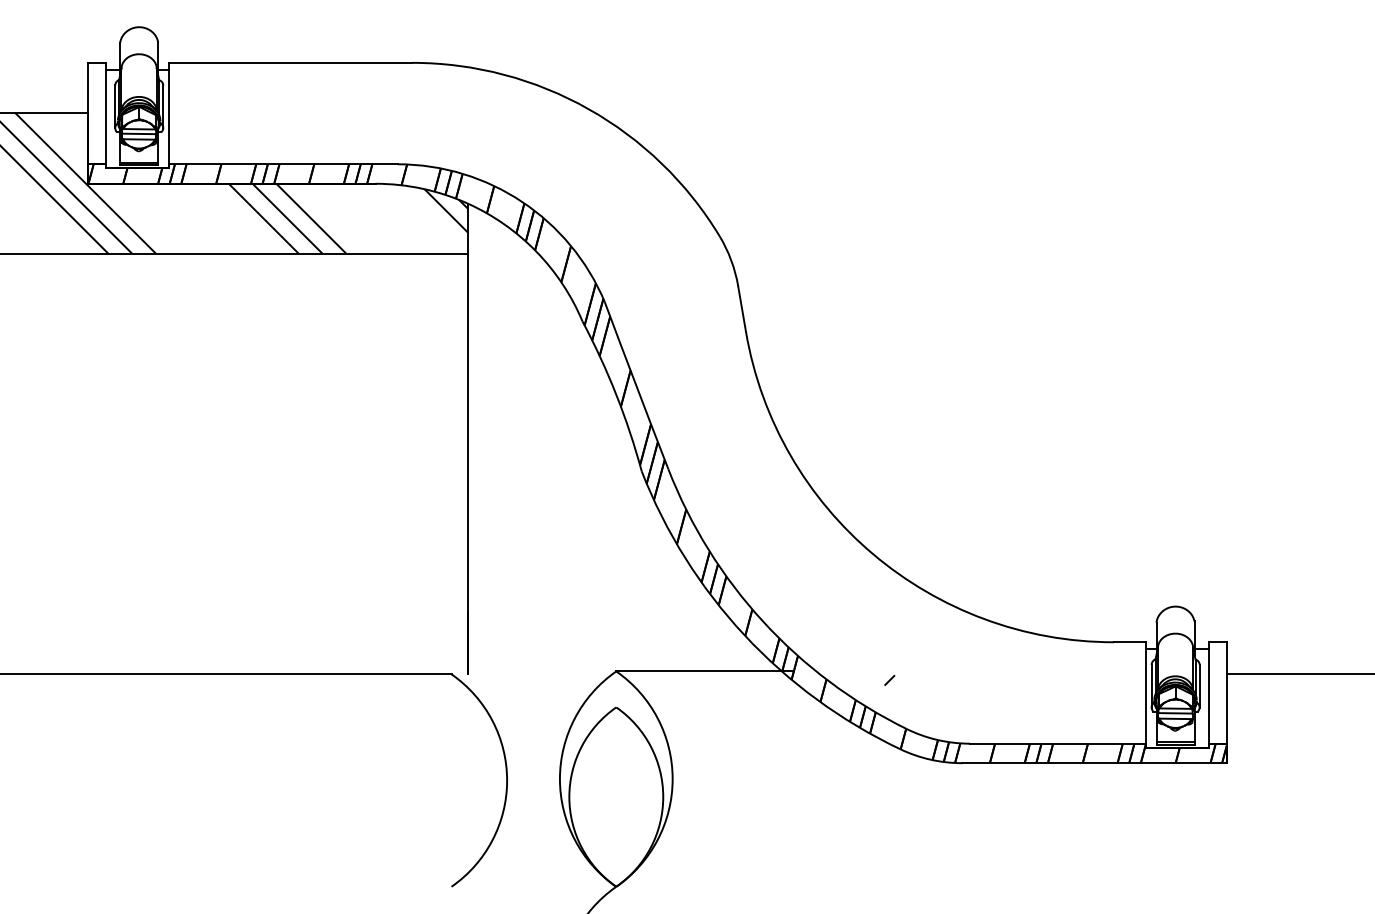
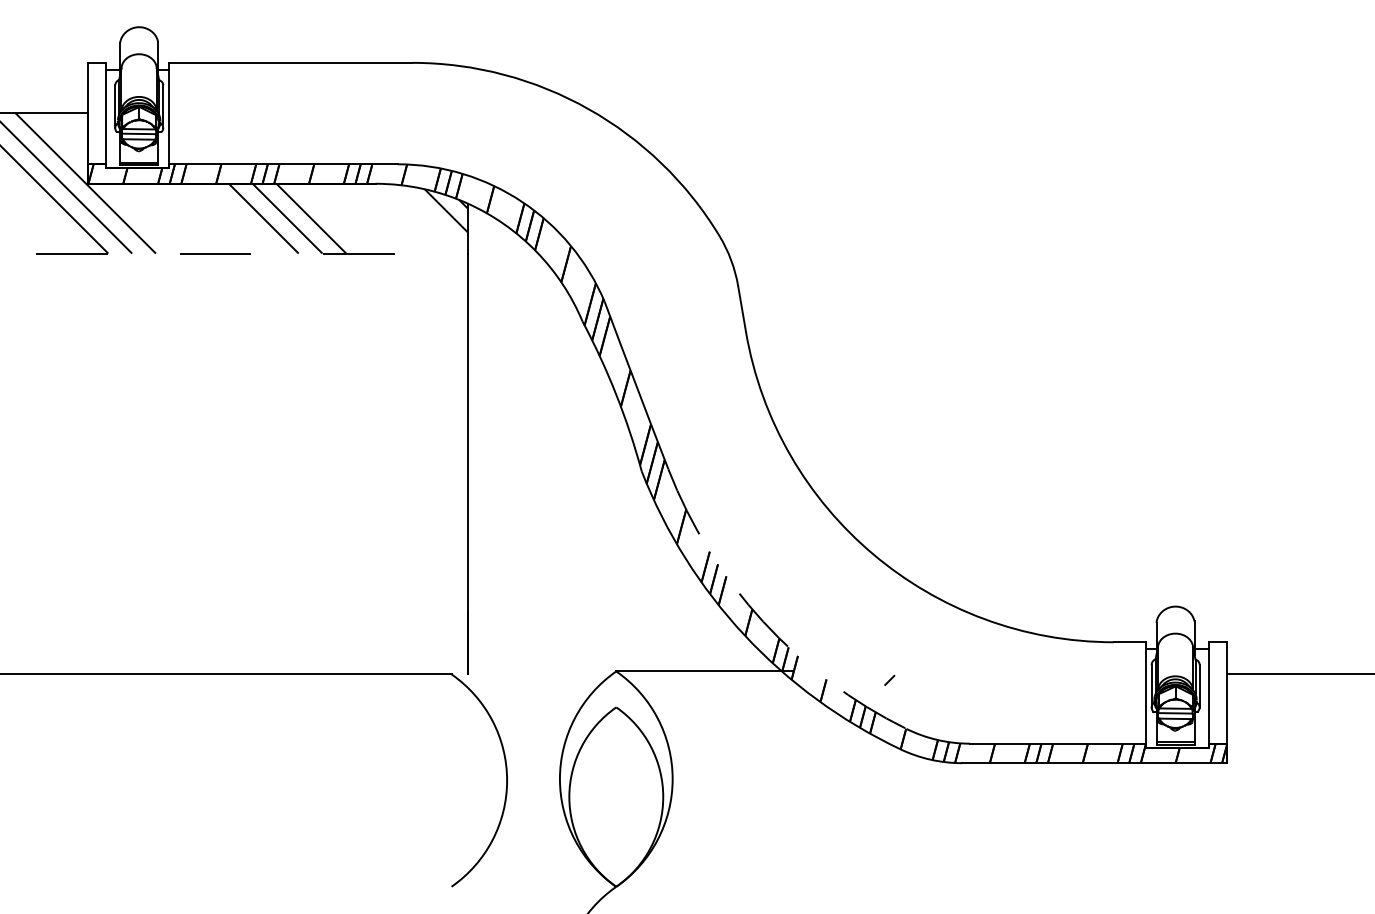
line: solid -> dashed (234, 253)
arc: solid -> dashed (763, 621)
